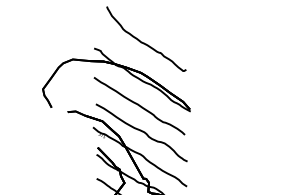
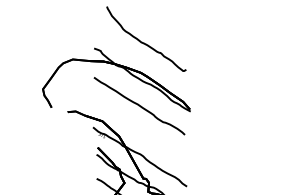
curve: present -> none (141, 131)
